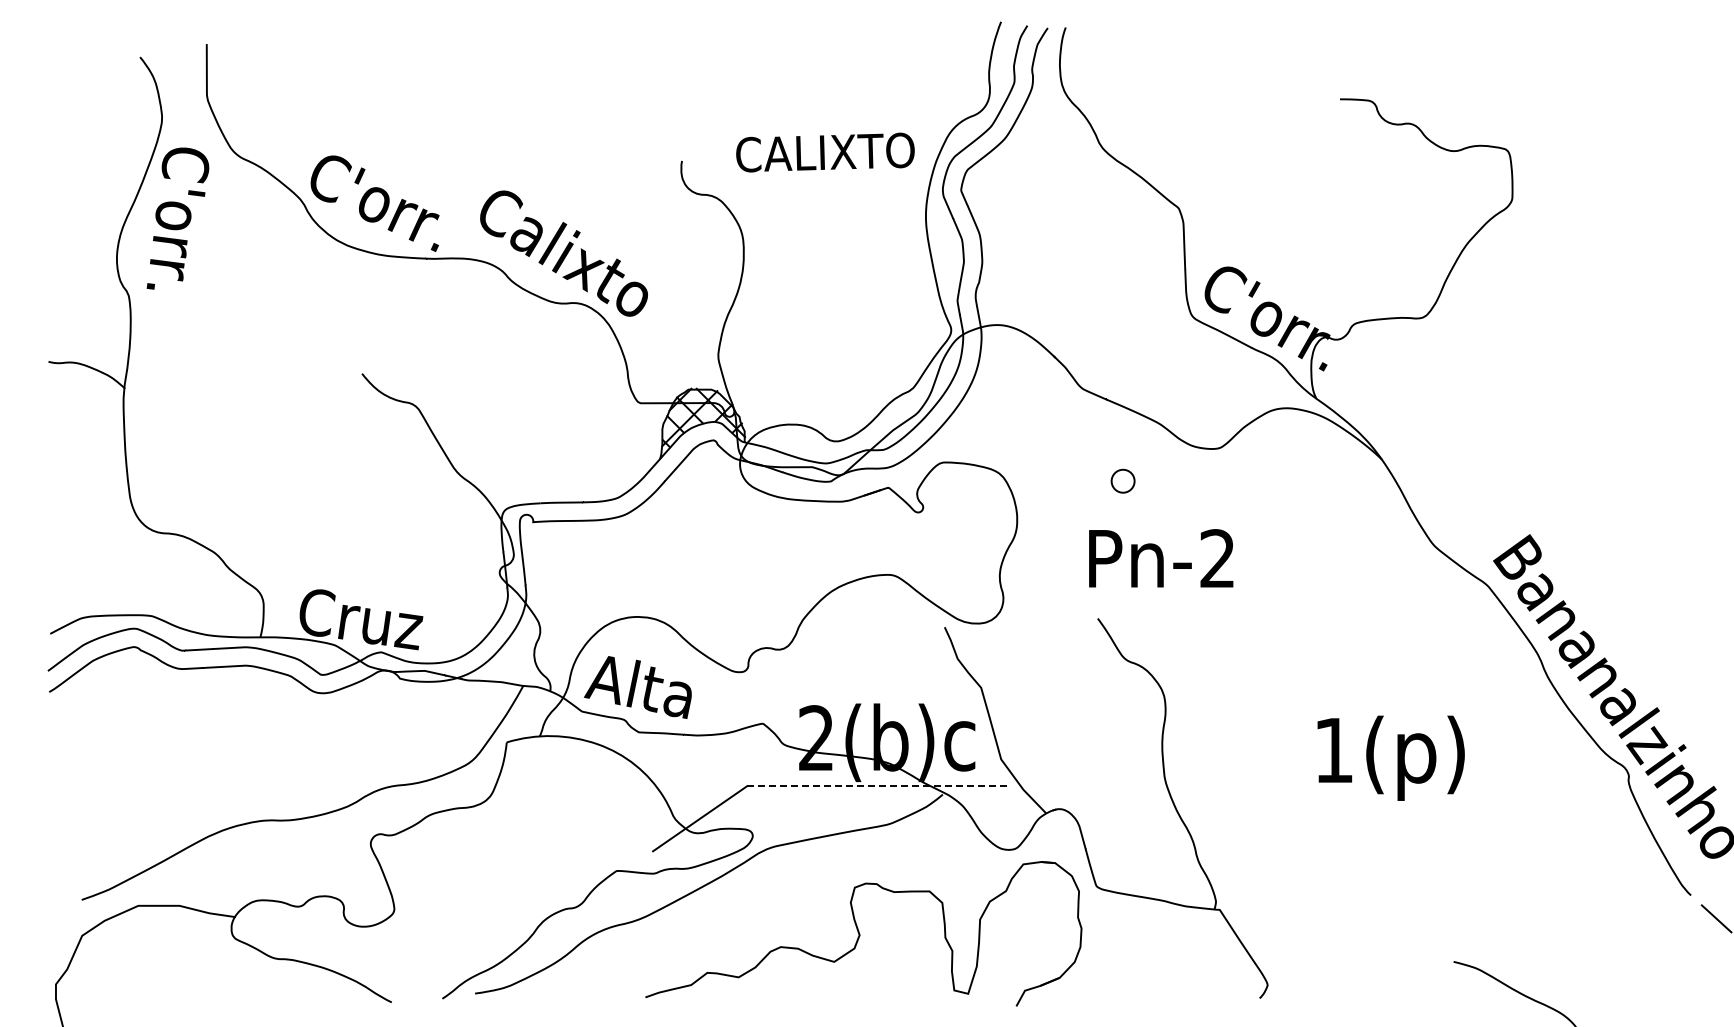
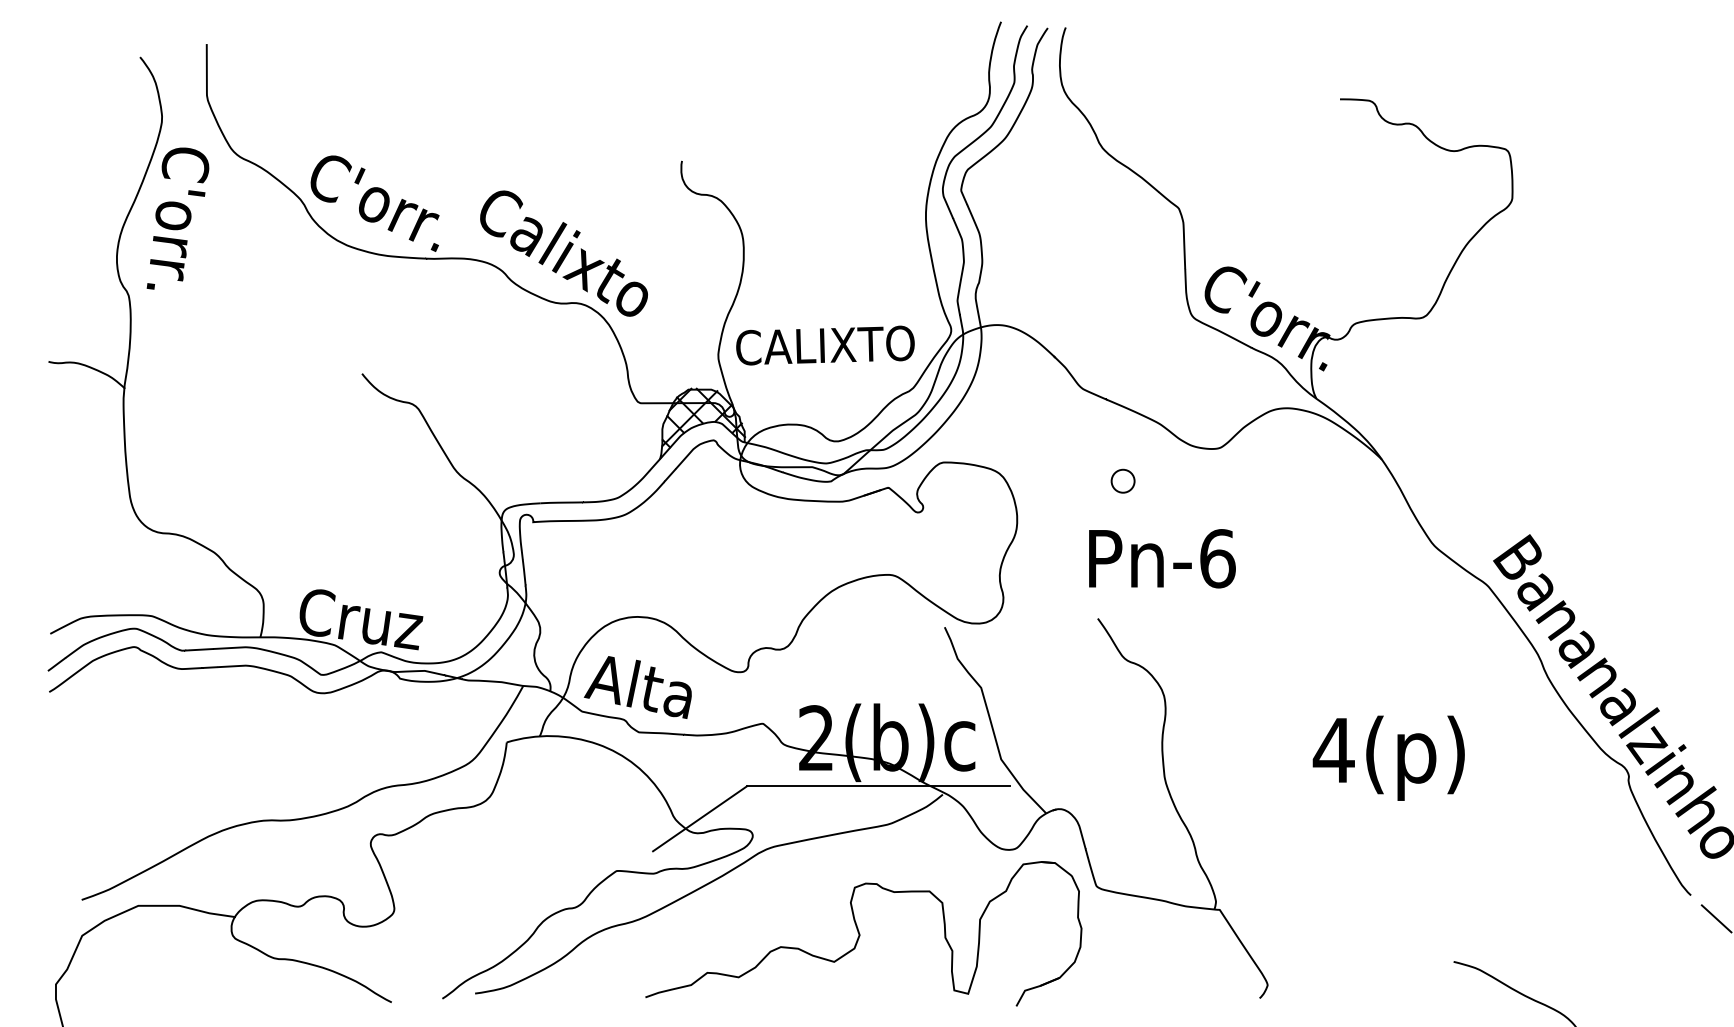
text position: (825, 152) -> (825, 345) (825, 345)
text: Pn-2 -> Pn-6 (1217, 558)
text: 1(p) -> 4(p) (1333, 750)
line: dashed -> solid (879, 786)
